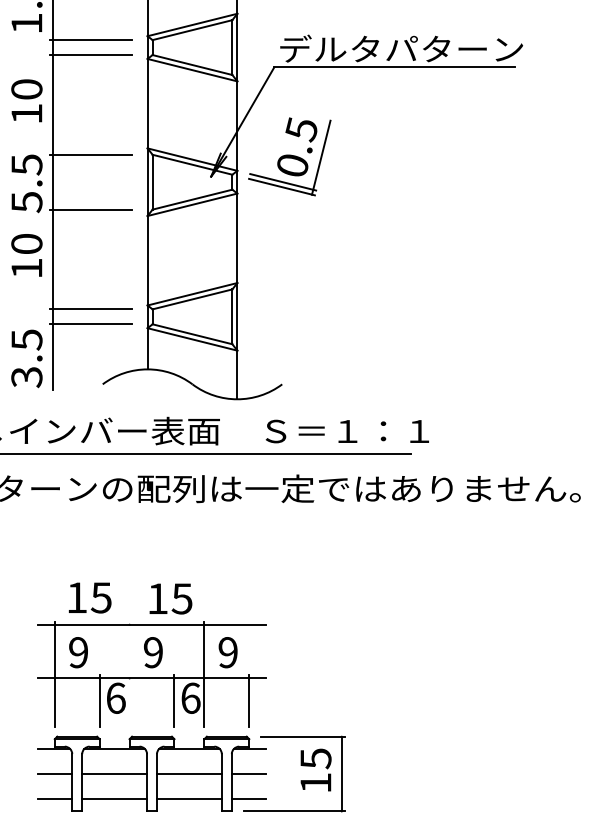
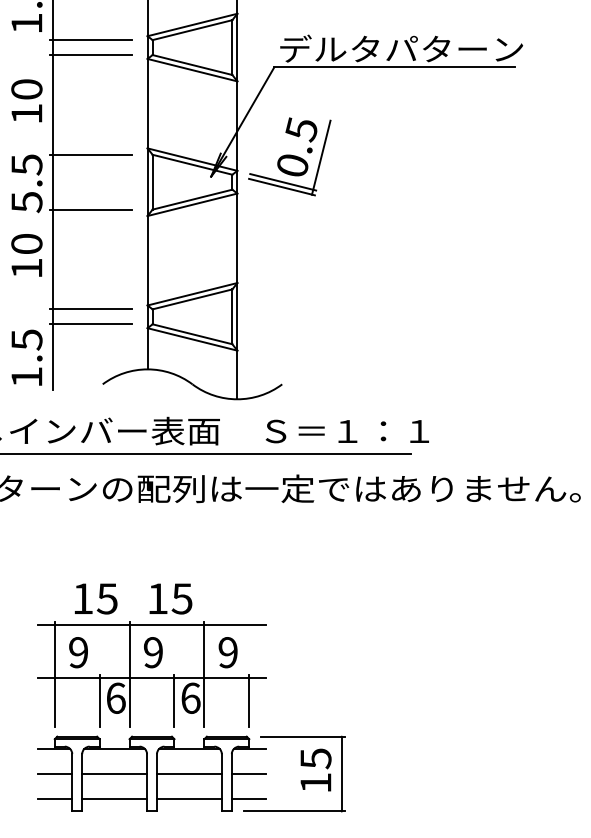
text: 3.5 -> 1.5 (26, 377)
text position: (90, 597) -> (96, 598) (96, 598)
line: none -> present (129, 674)
